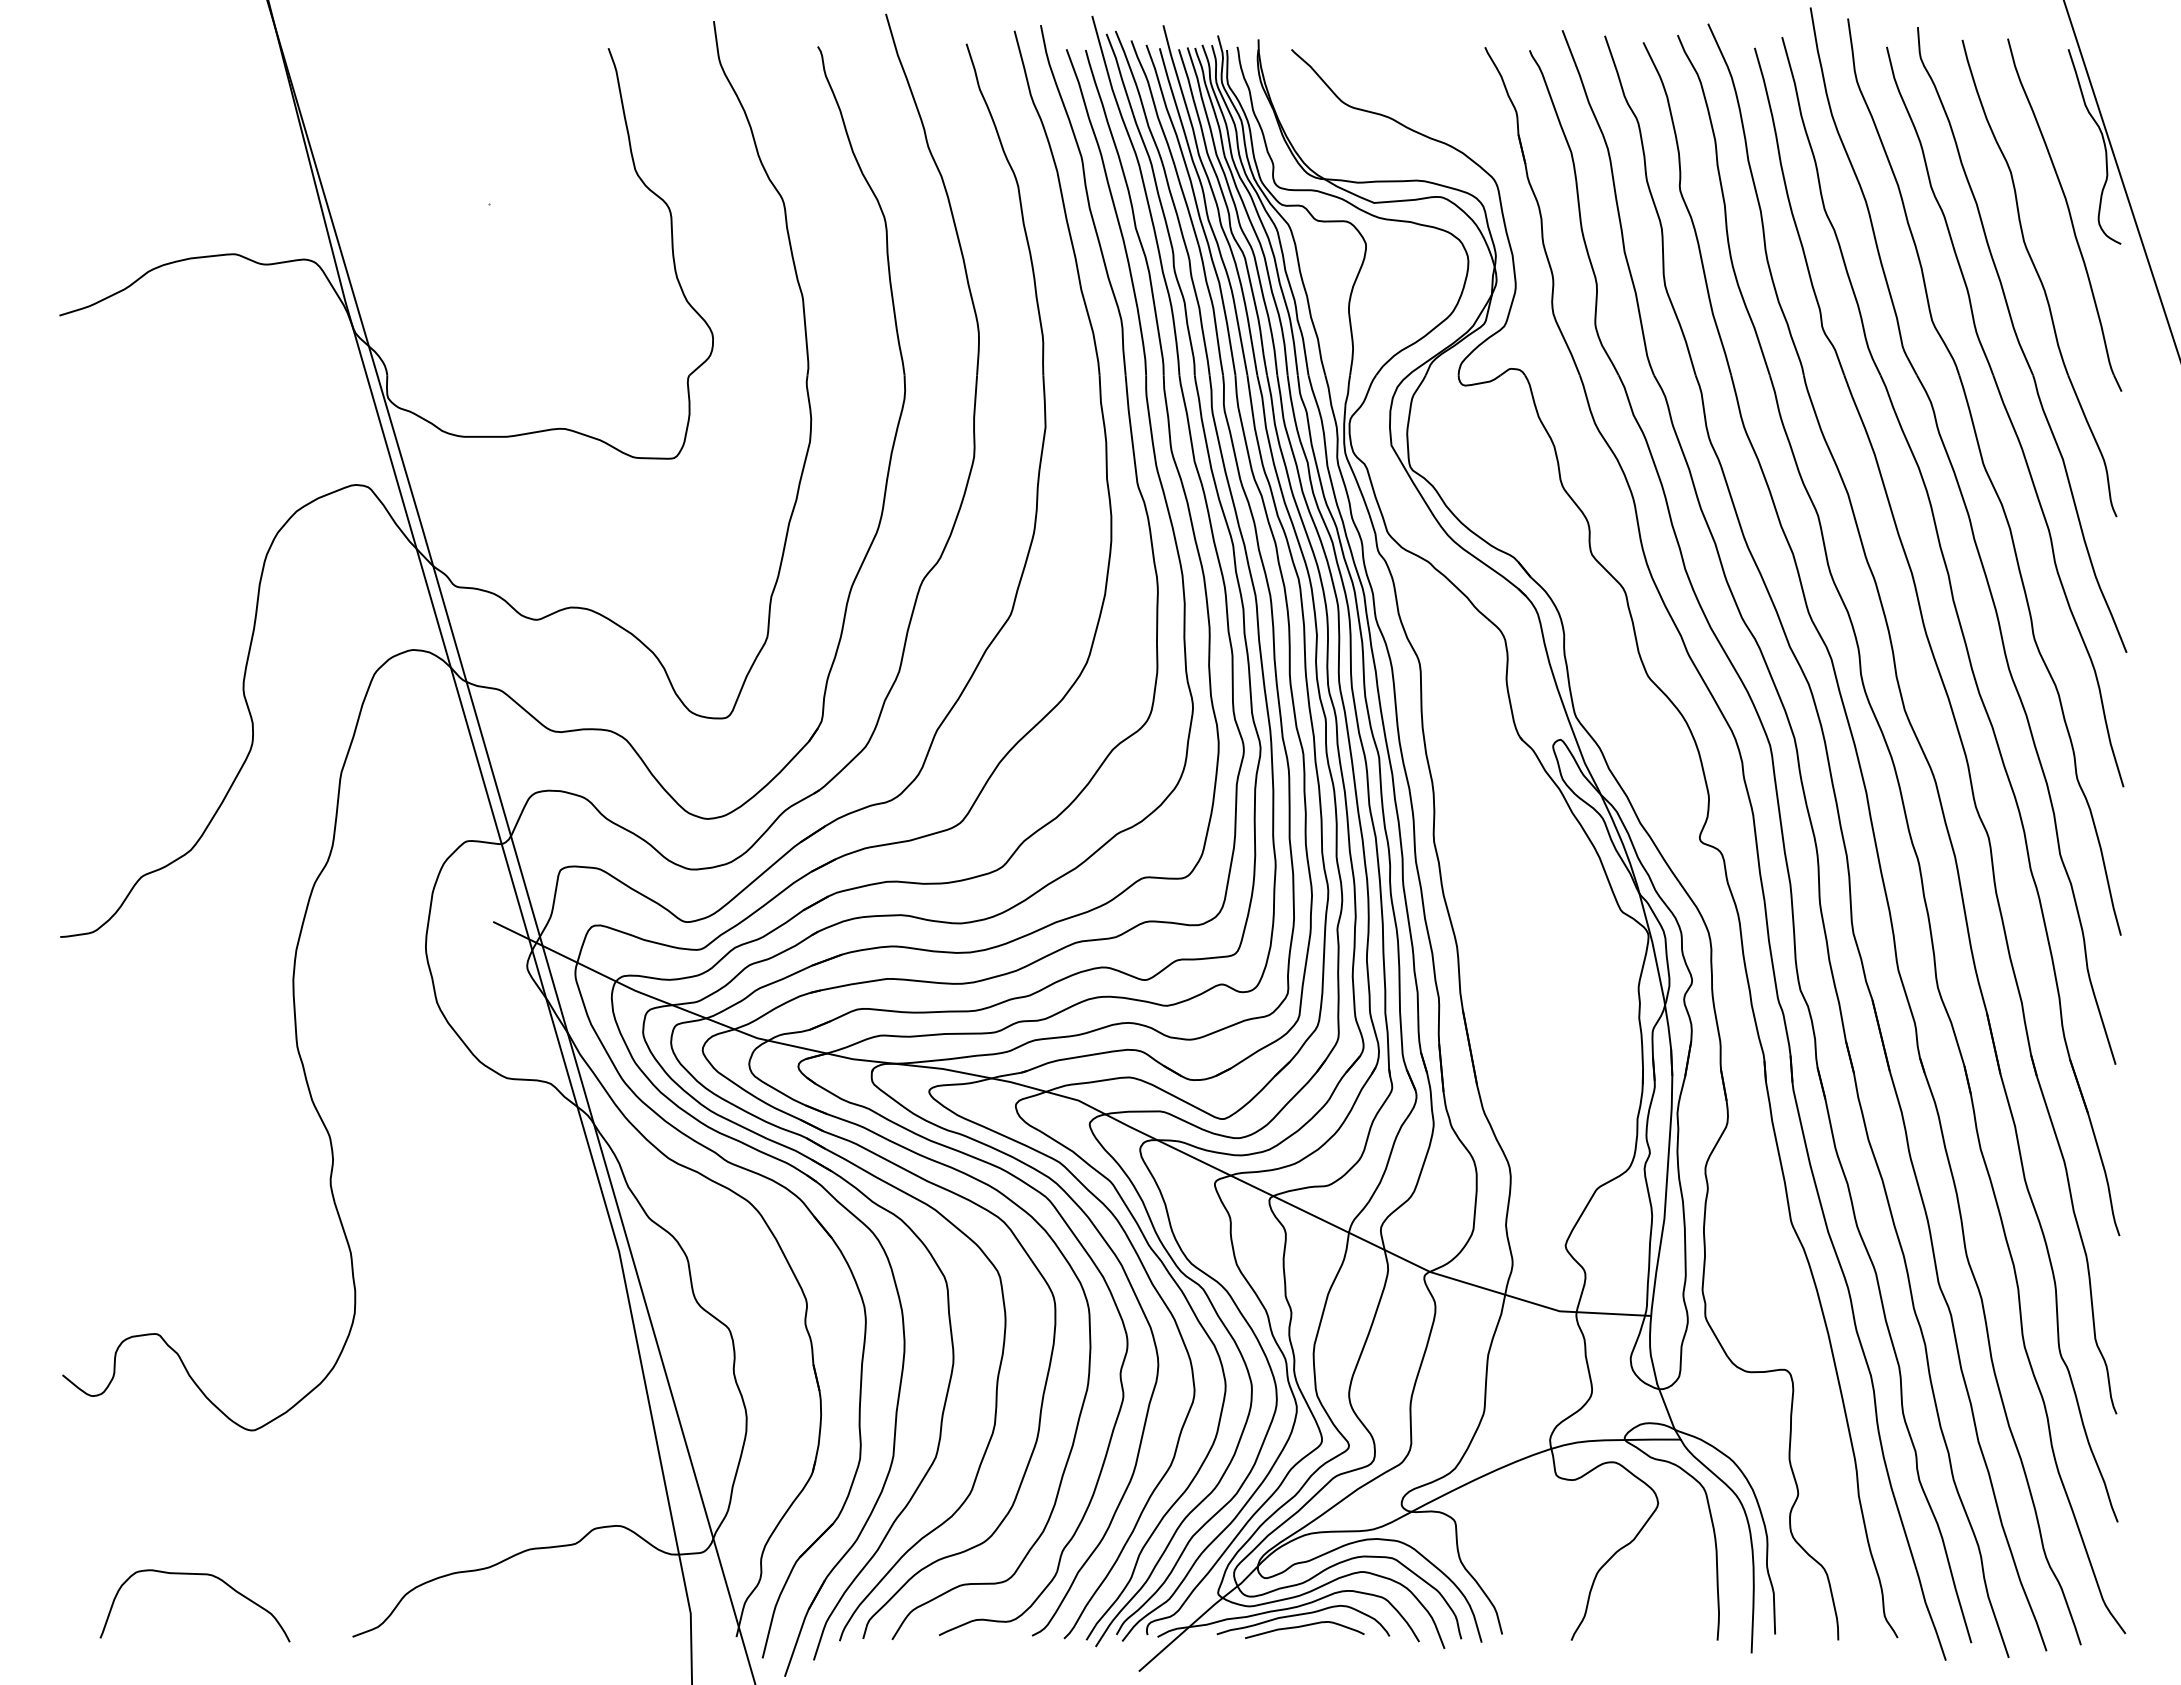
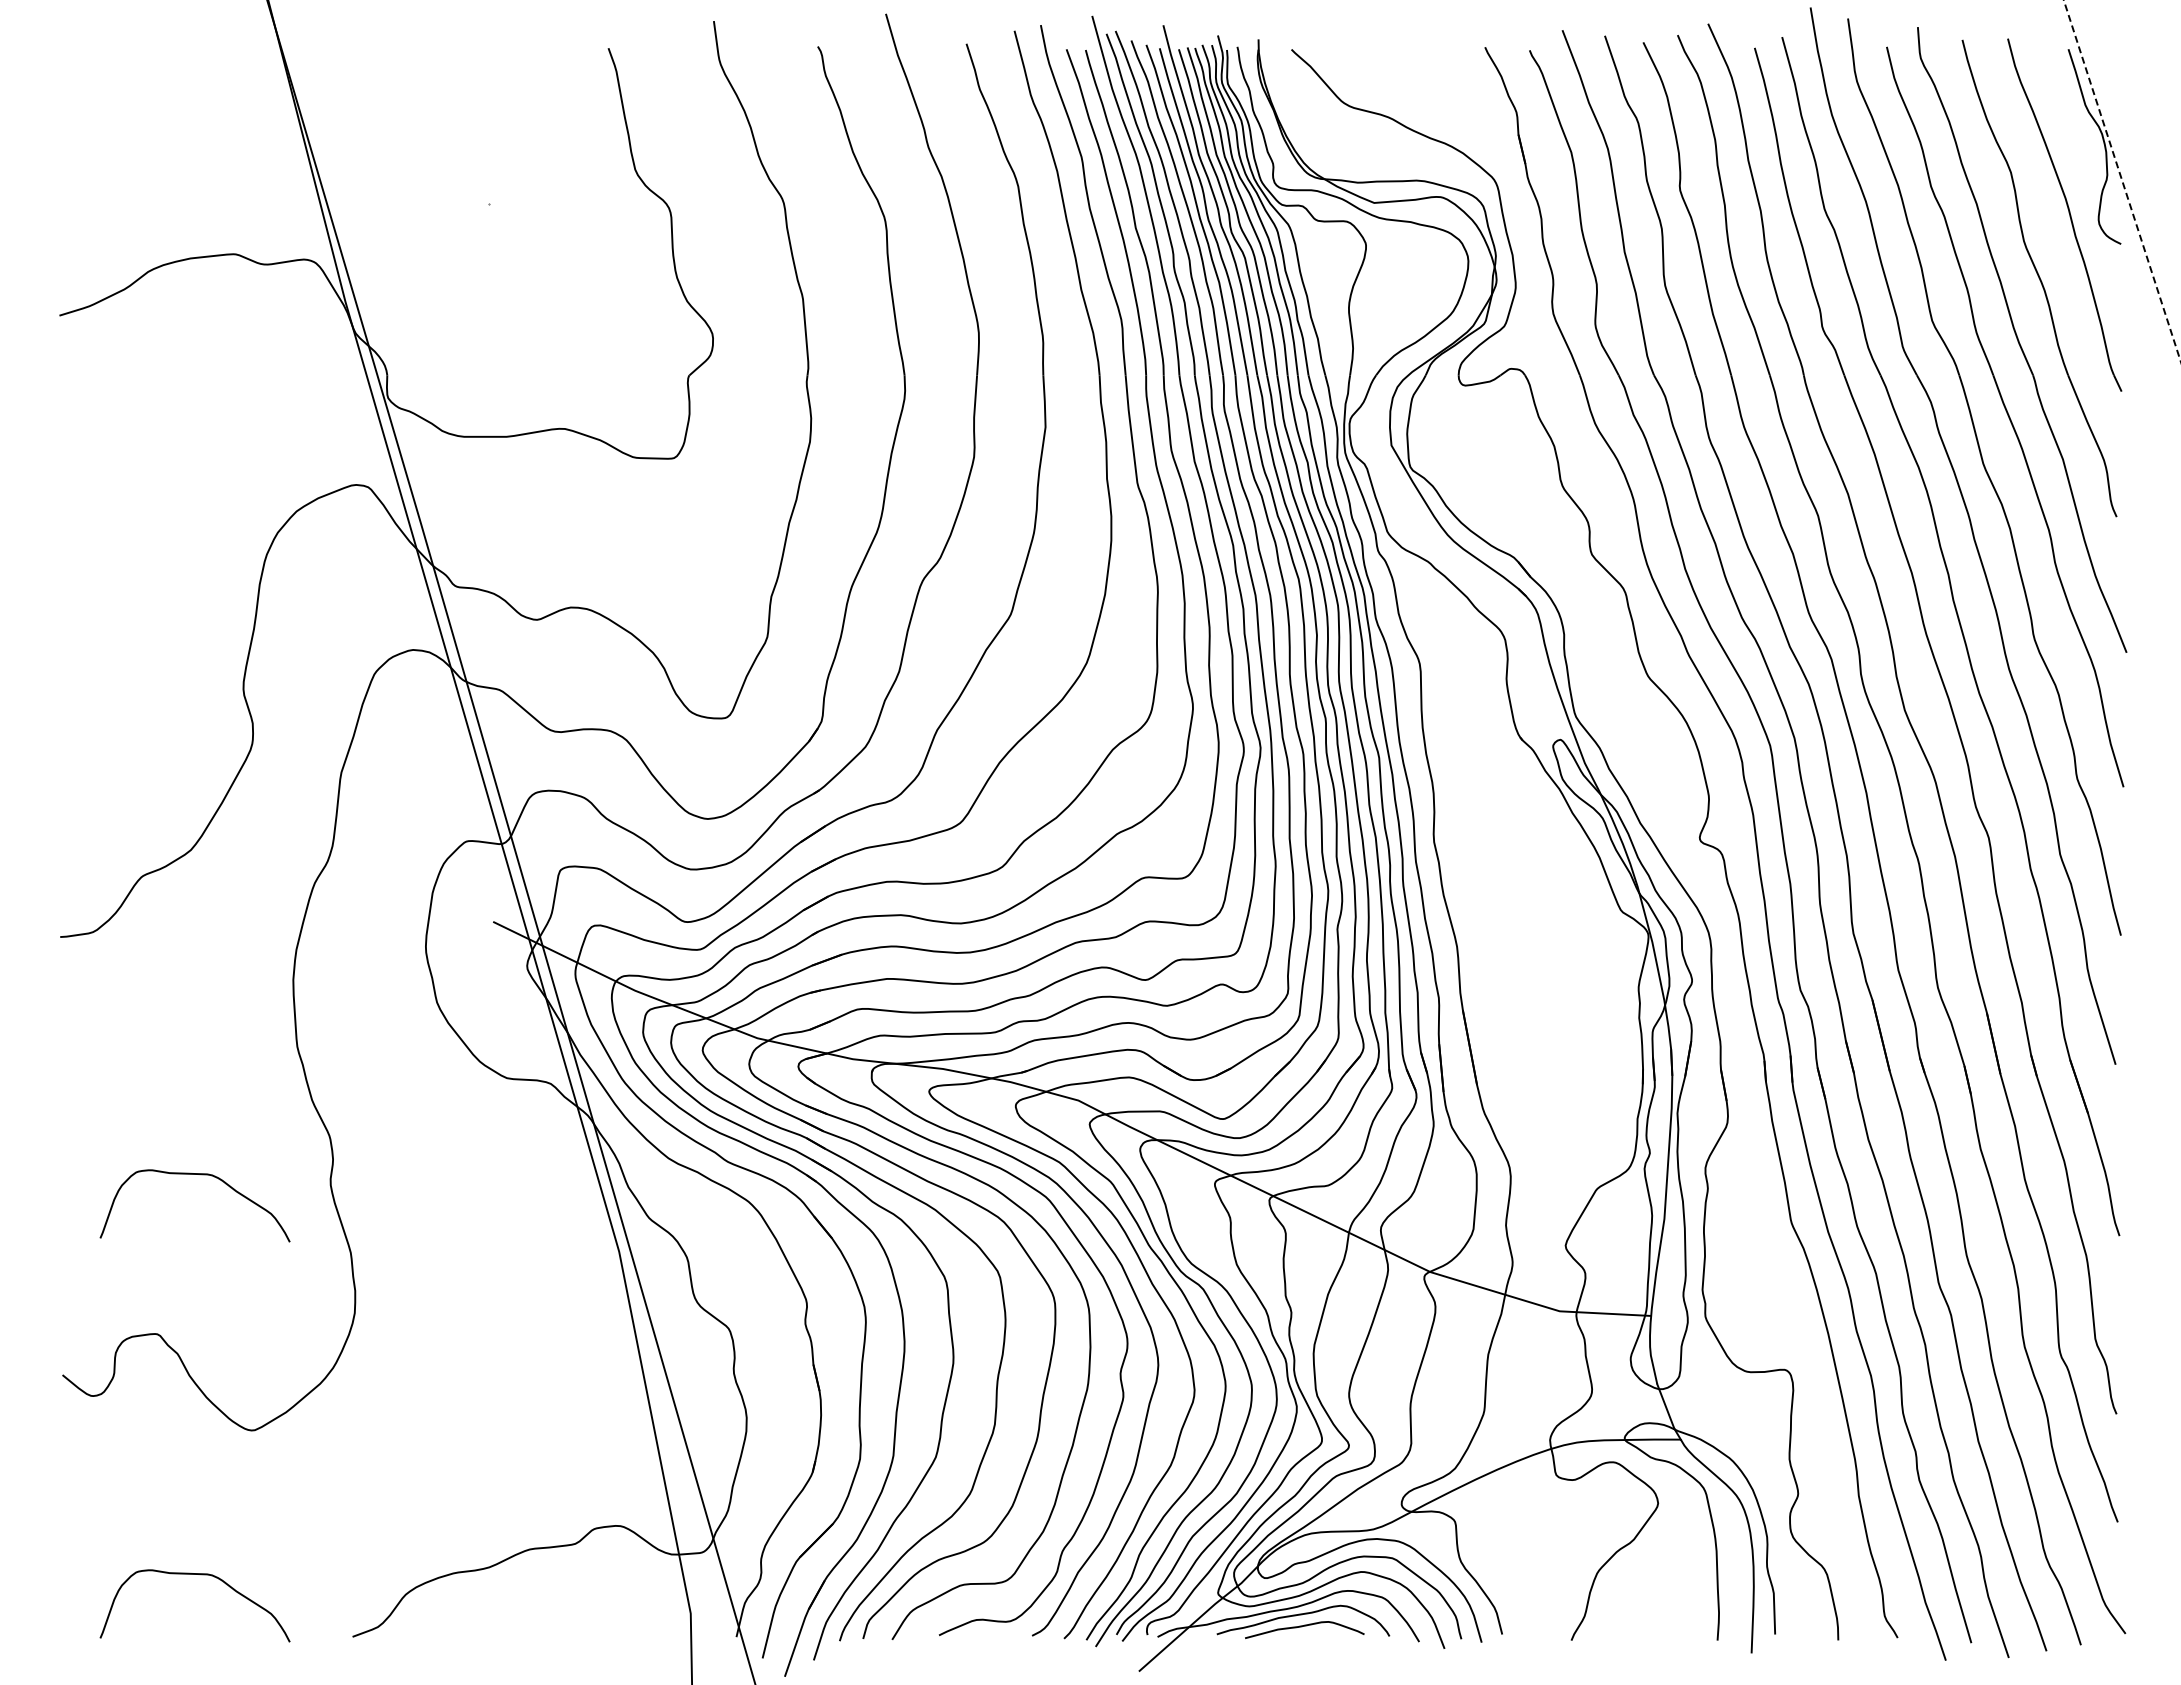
line: solid -> dashed (2122, 181)
curve: none -> present (200, 1175)
